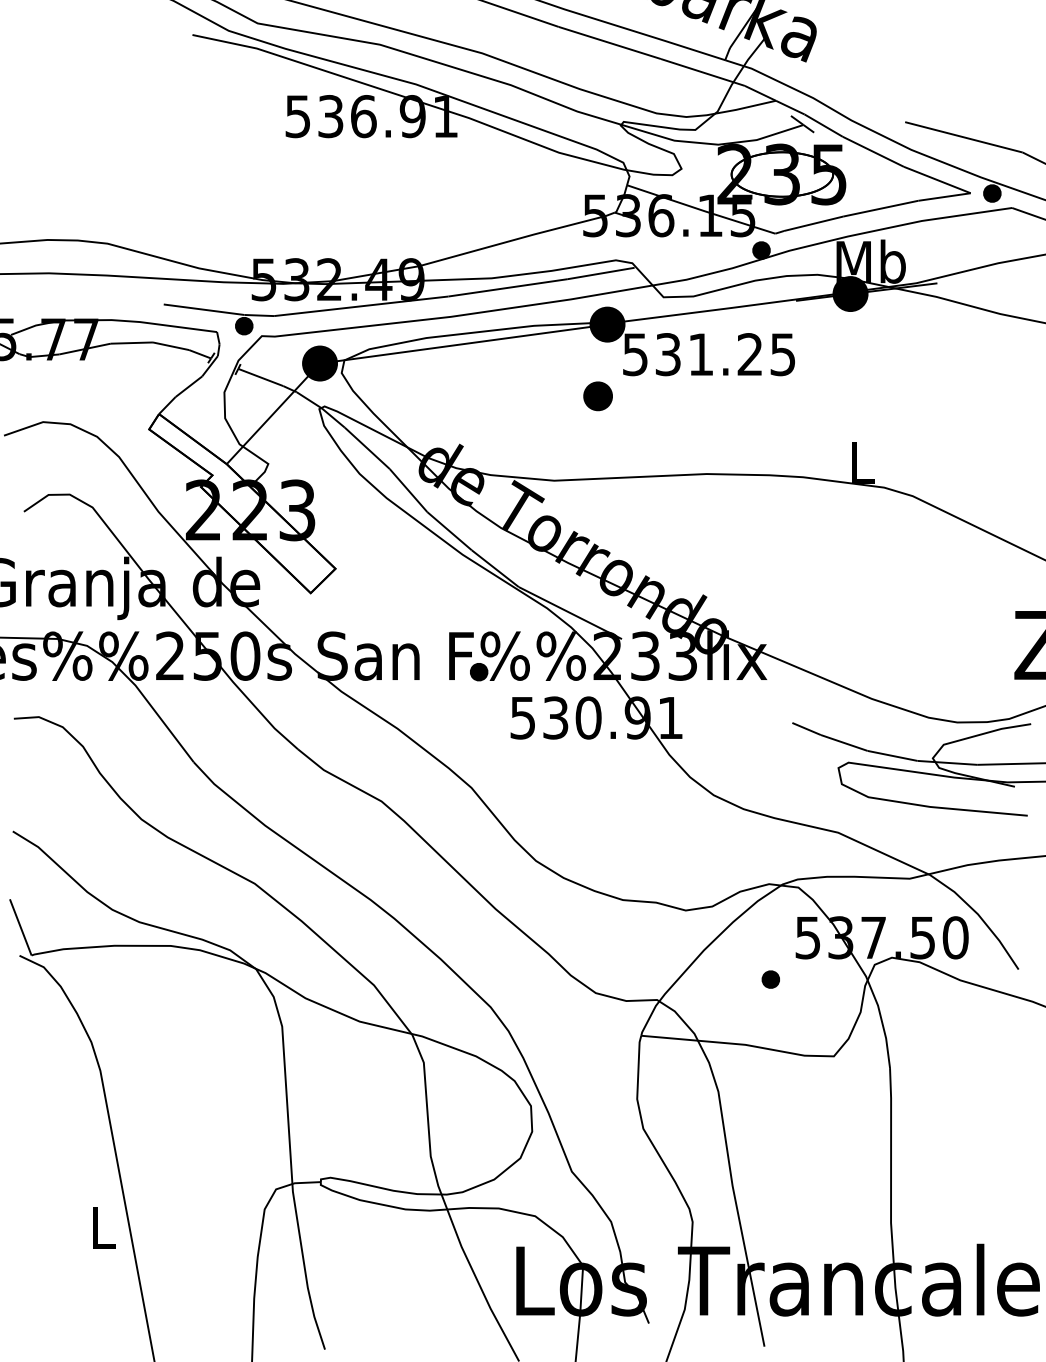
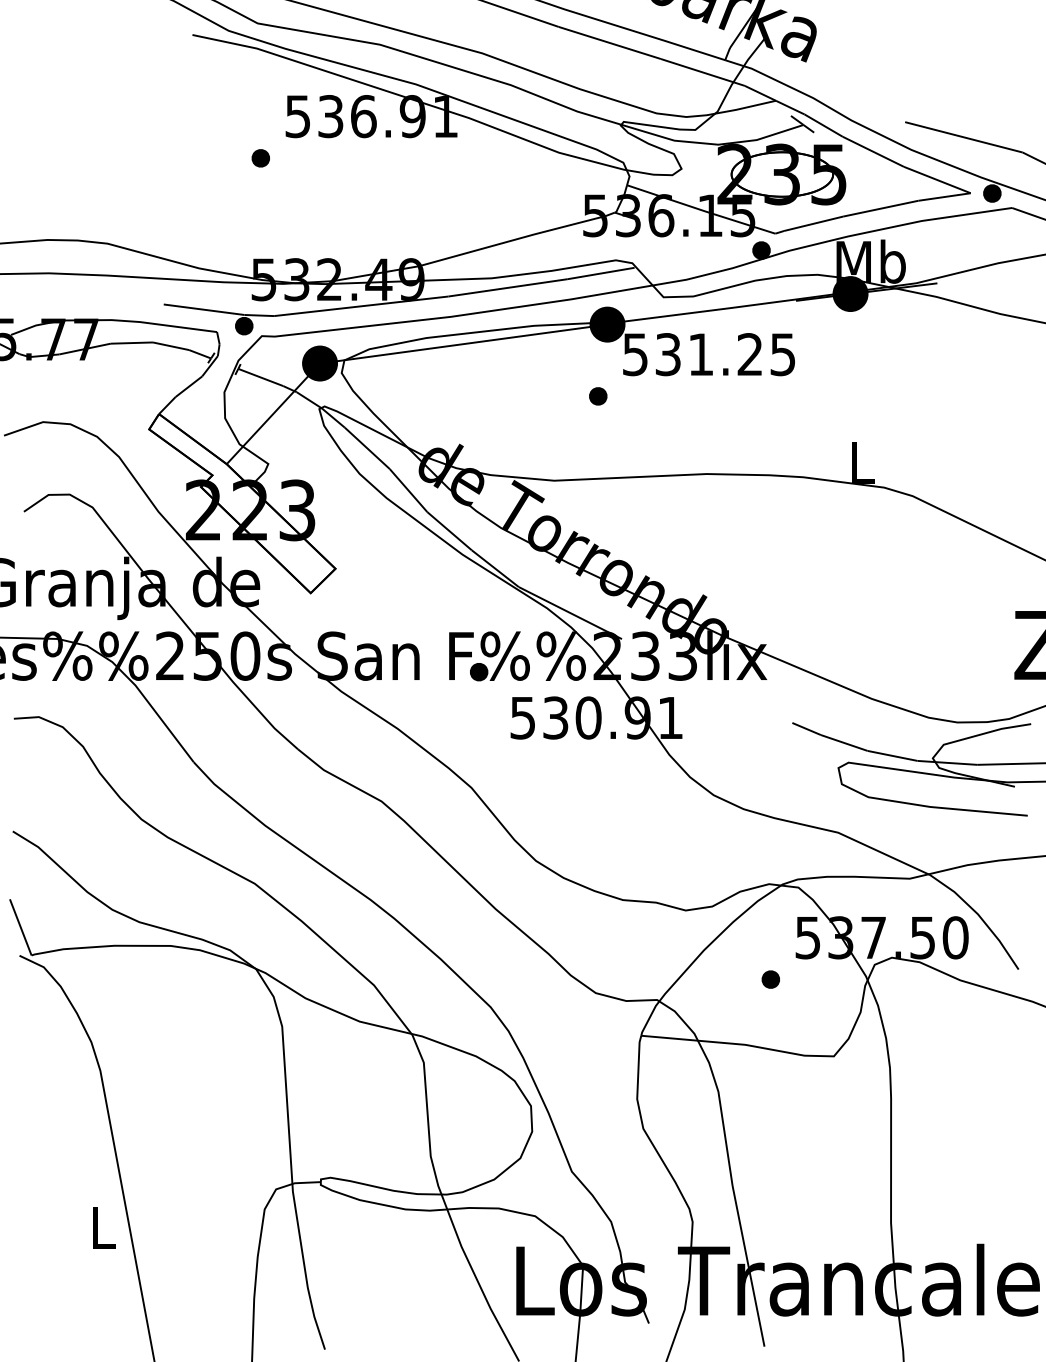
part: none -> present (260, 158)
part size: 30x31 px -> 19x19 px (598, 396)
